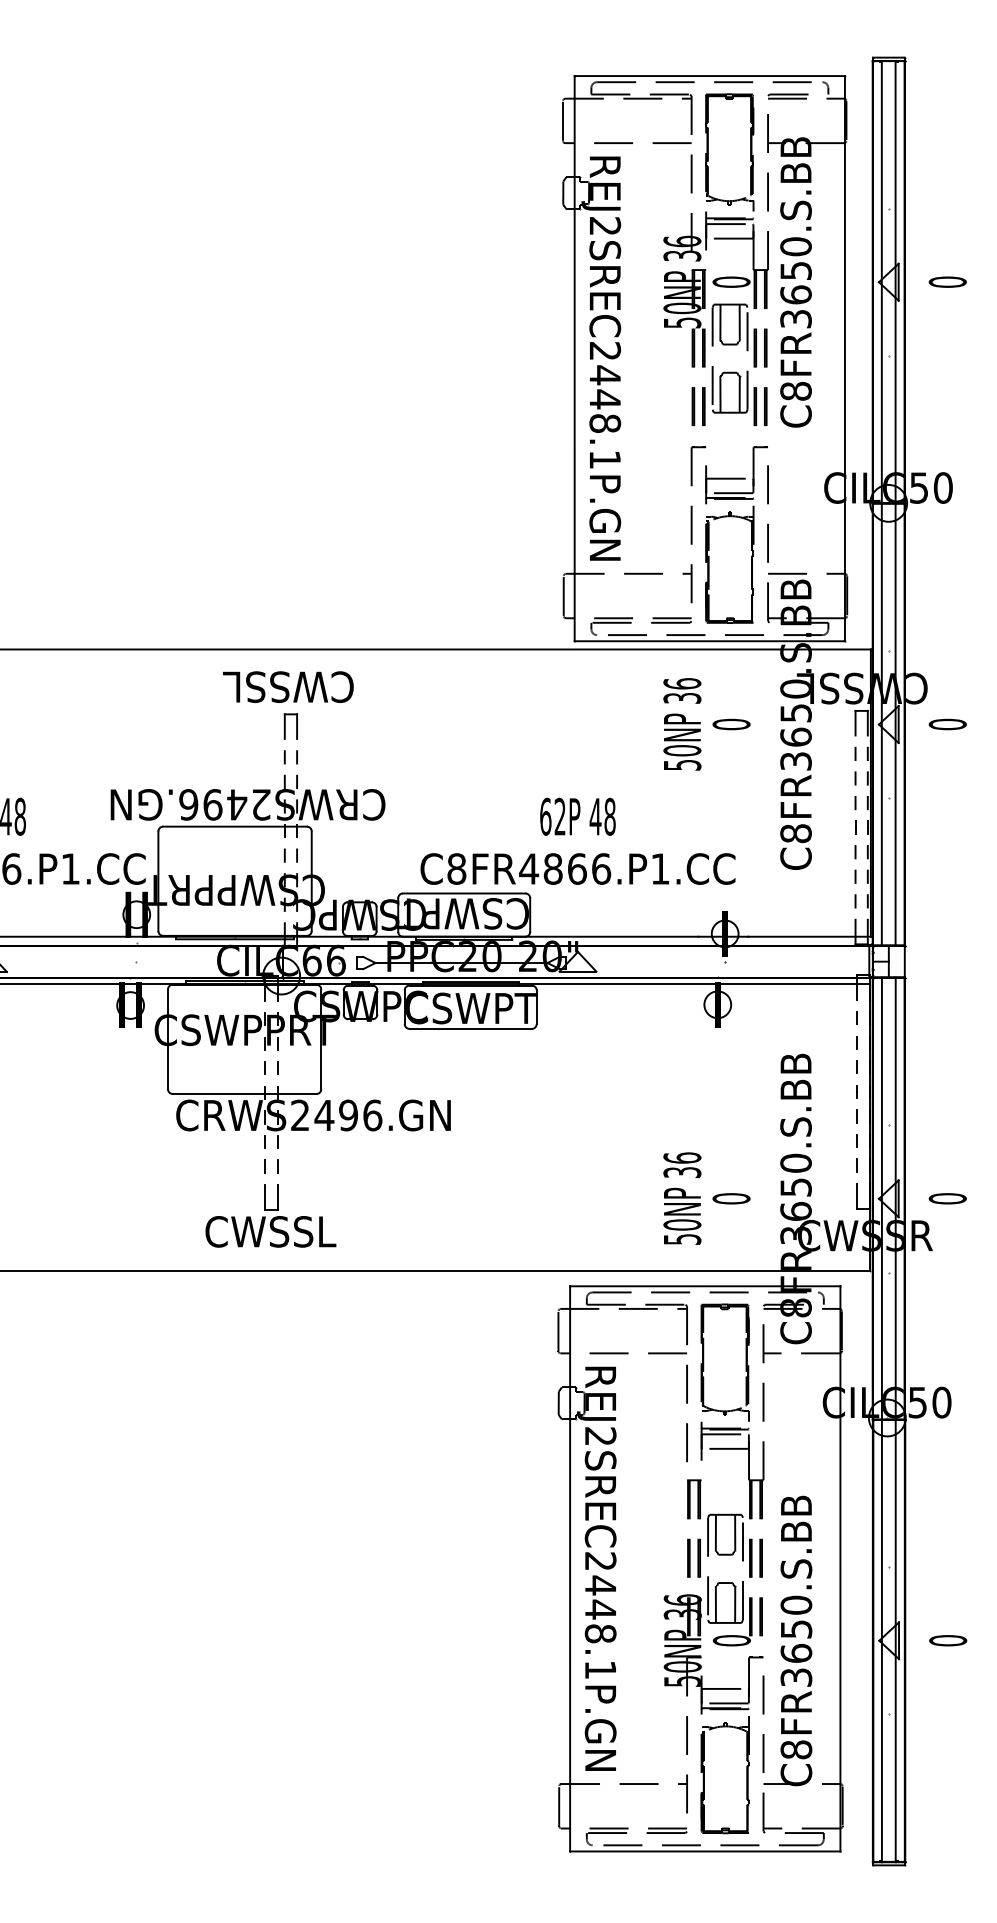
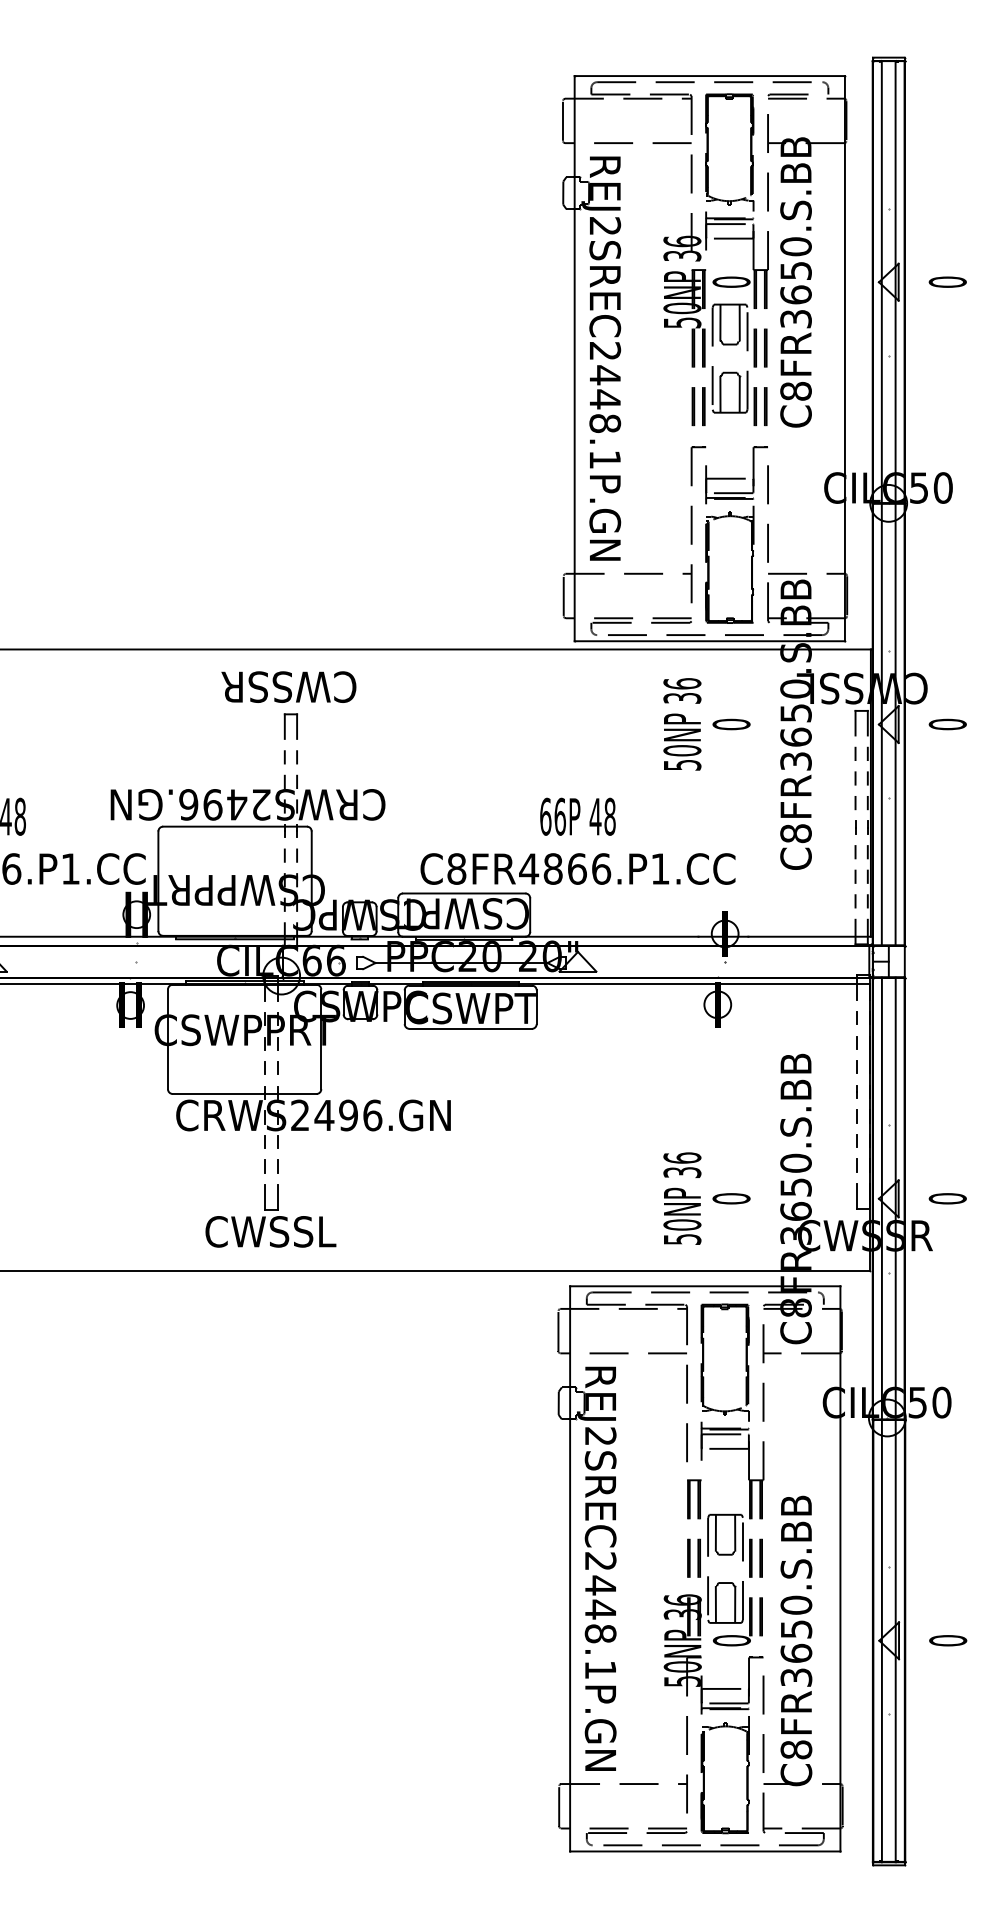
text: CWSSL -> CWSSR (288, 686)
text: 62P -> 66P (559, 816)
